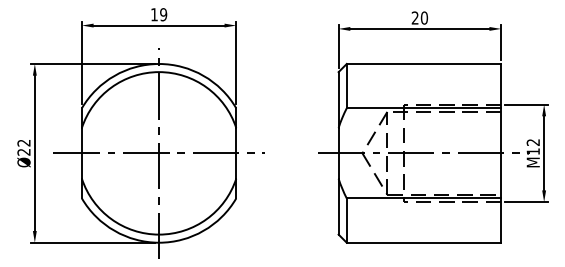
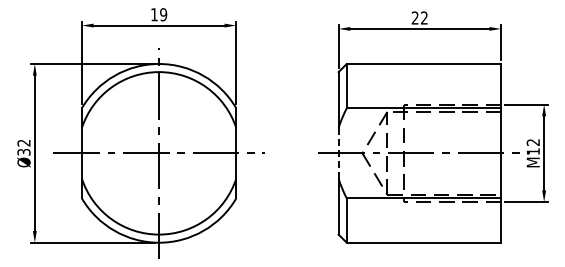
text: 20 -> 22 (424, 17)
text: Ø22 -> Ø32 (24, 151)
line: solid -> dashed (338, 152)
